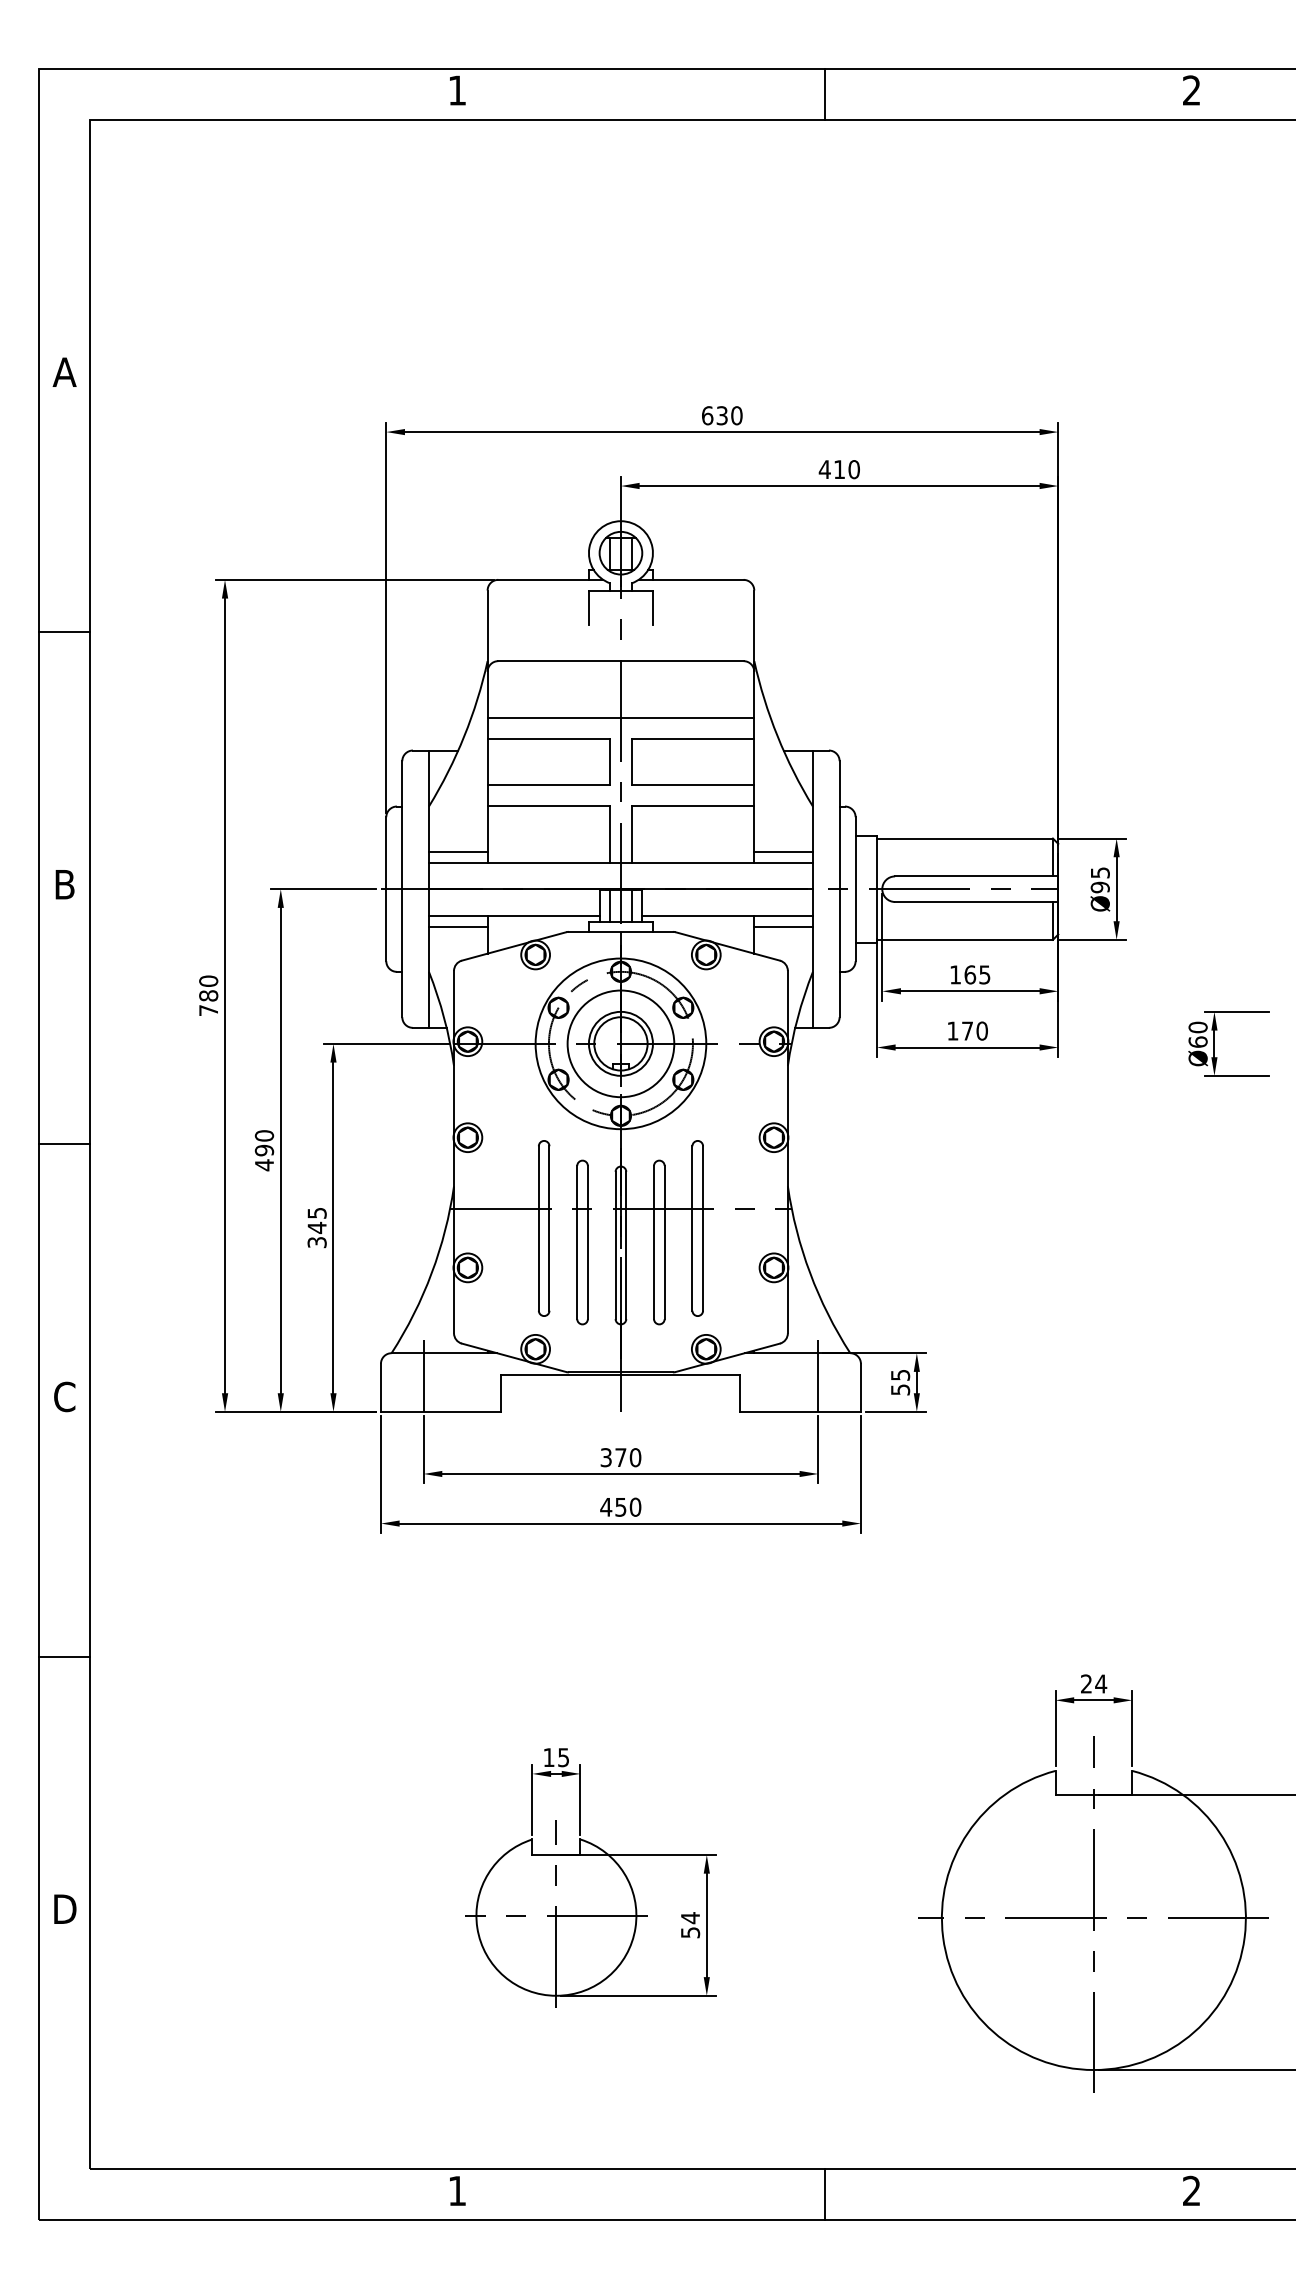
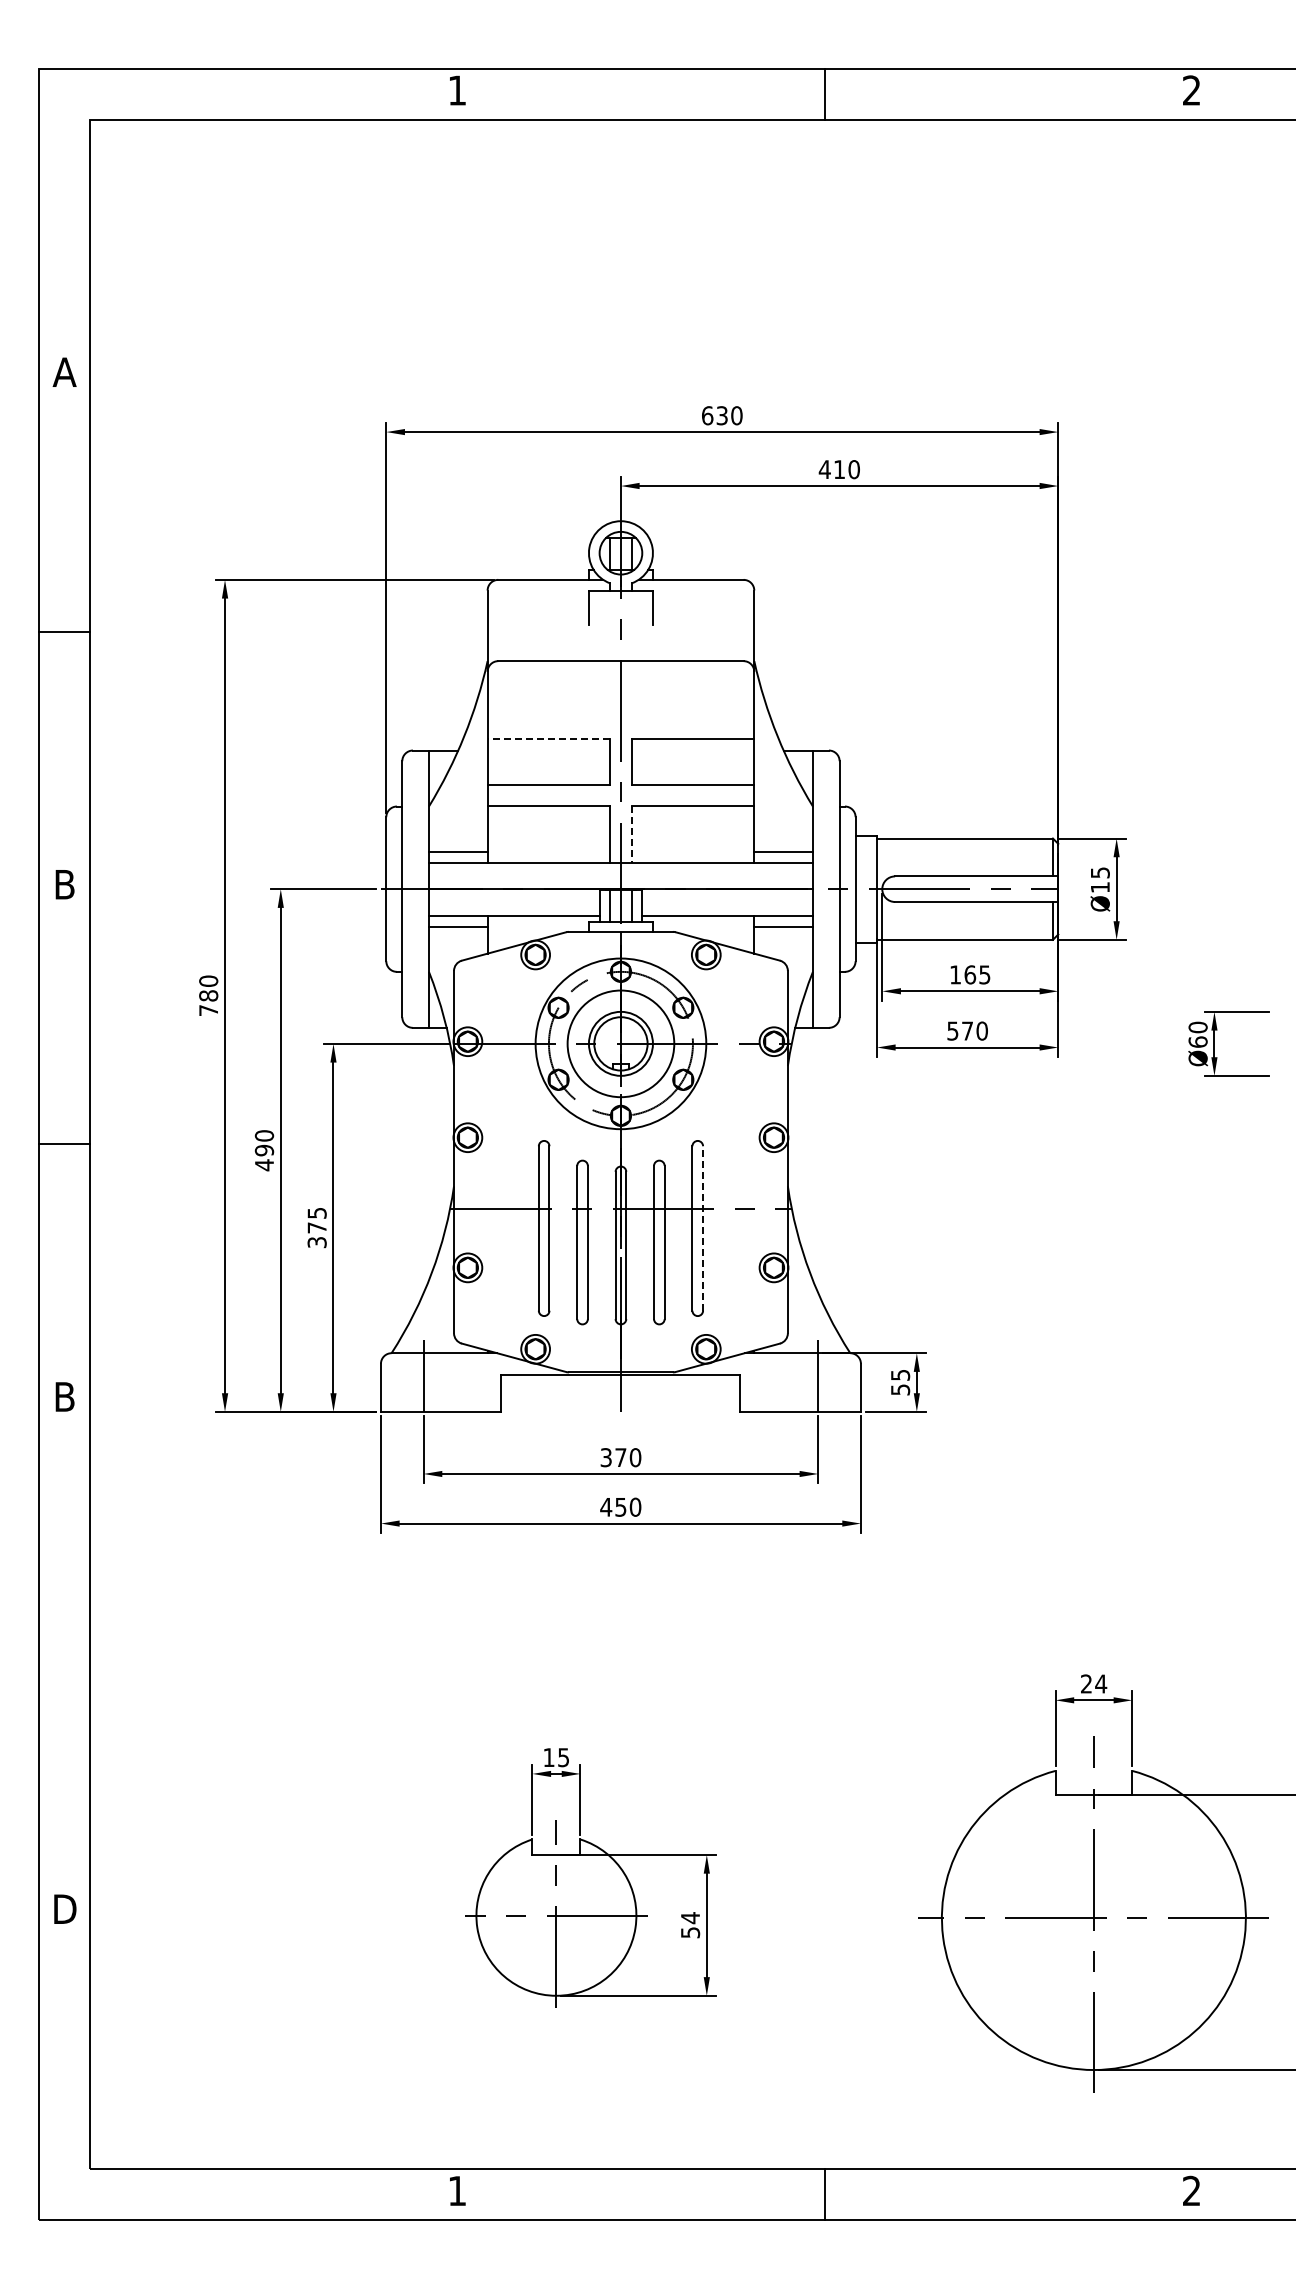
line: present -> none (620, 717)
line: solid -> dashed (548, 739)
line: solid -> dashed (631, 834)
text: Ø95 -> Ø15 (1099, 887)
text: 170 -> 570 (952, 1030)
text: 345 -> 375 (316, 1227)
line: solid -> dashed (703, 1228)
text: C -> B (64, 1396)
line: present -> none (64, 1656)
